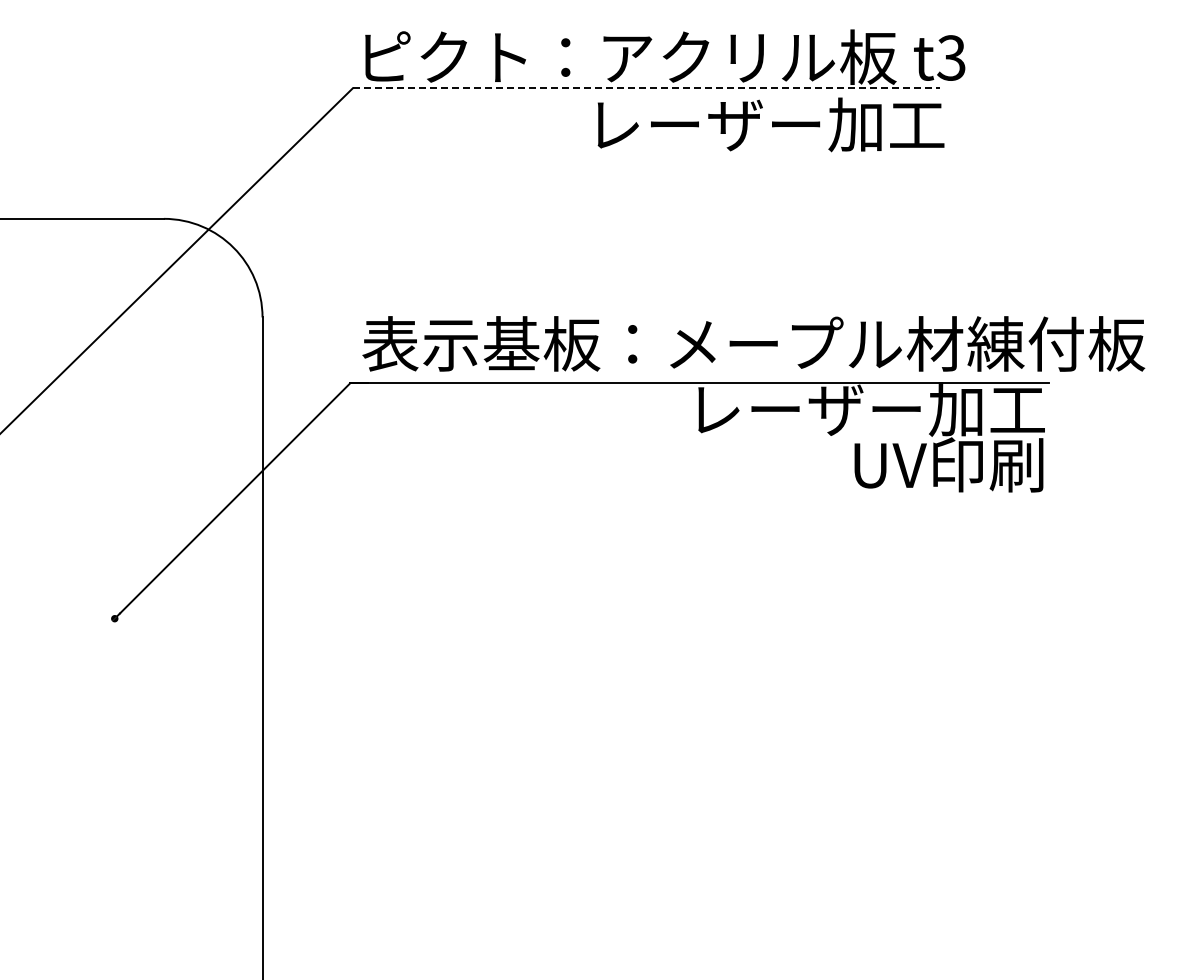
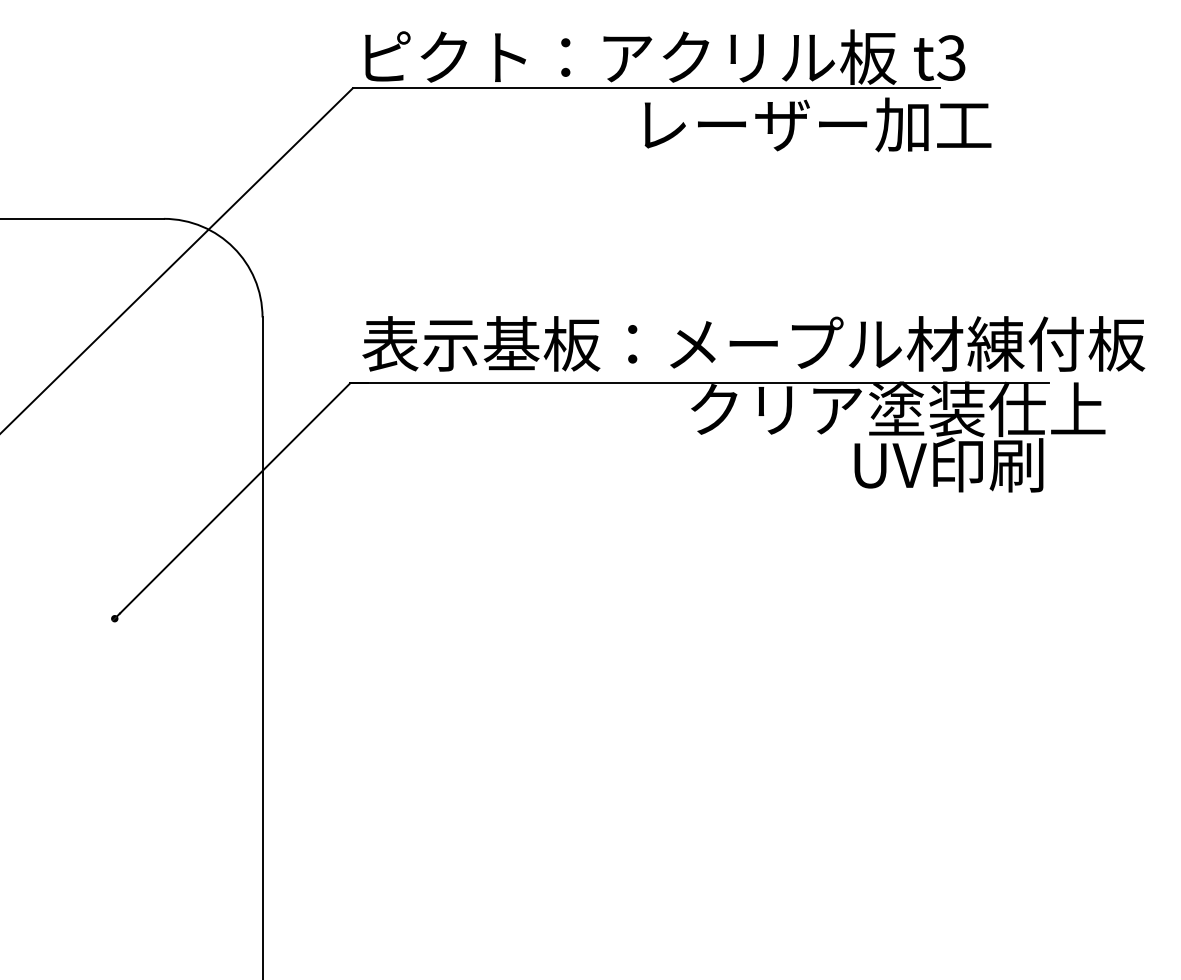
line: dashed -> solid (646, 88)
text position: (770, 124) -> (817, 124) (817, 124)
text: レーザー加工 -> クリア塗装仕上 (898, 409)
